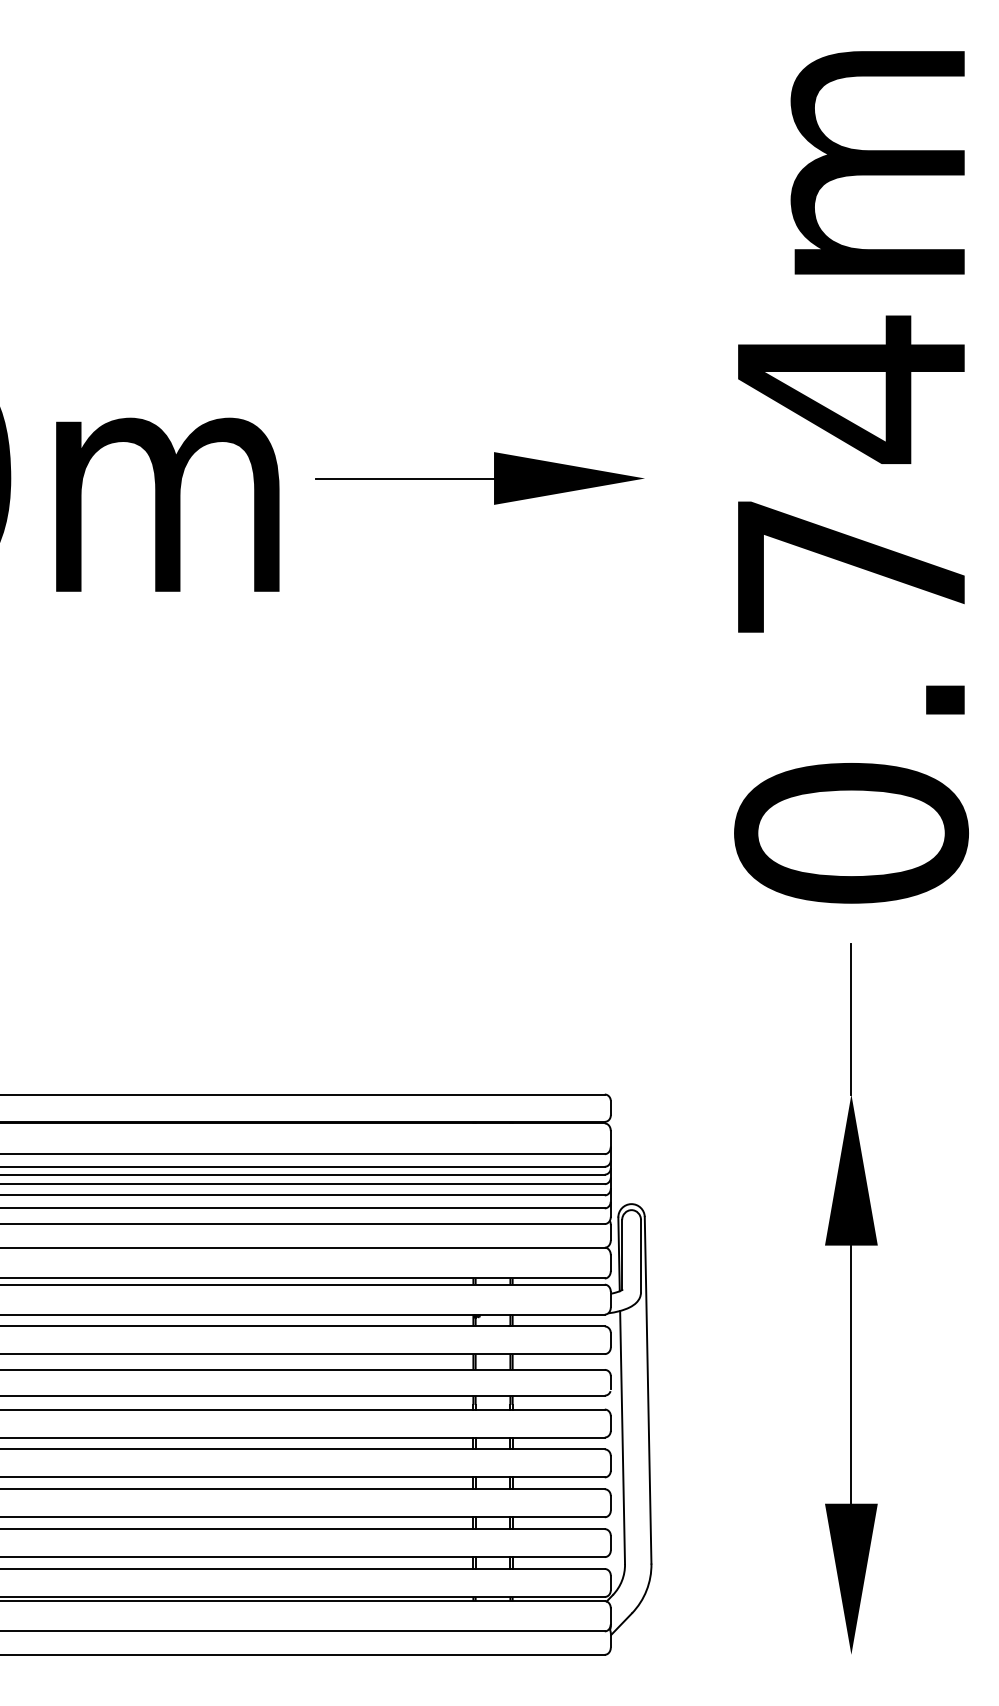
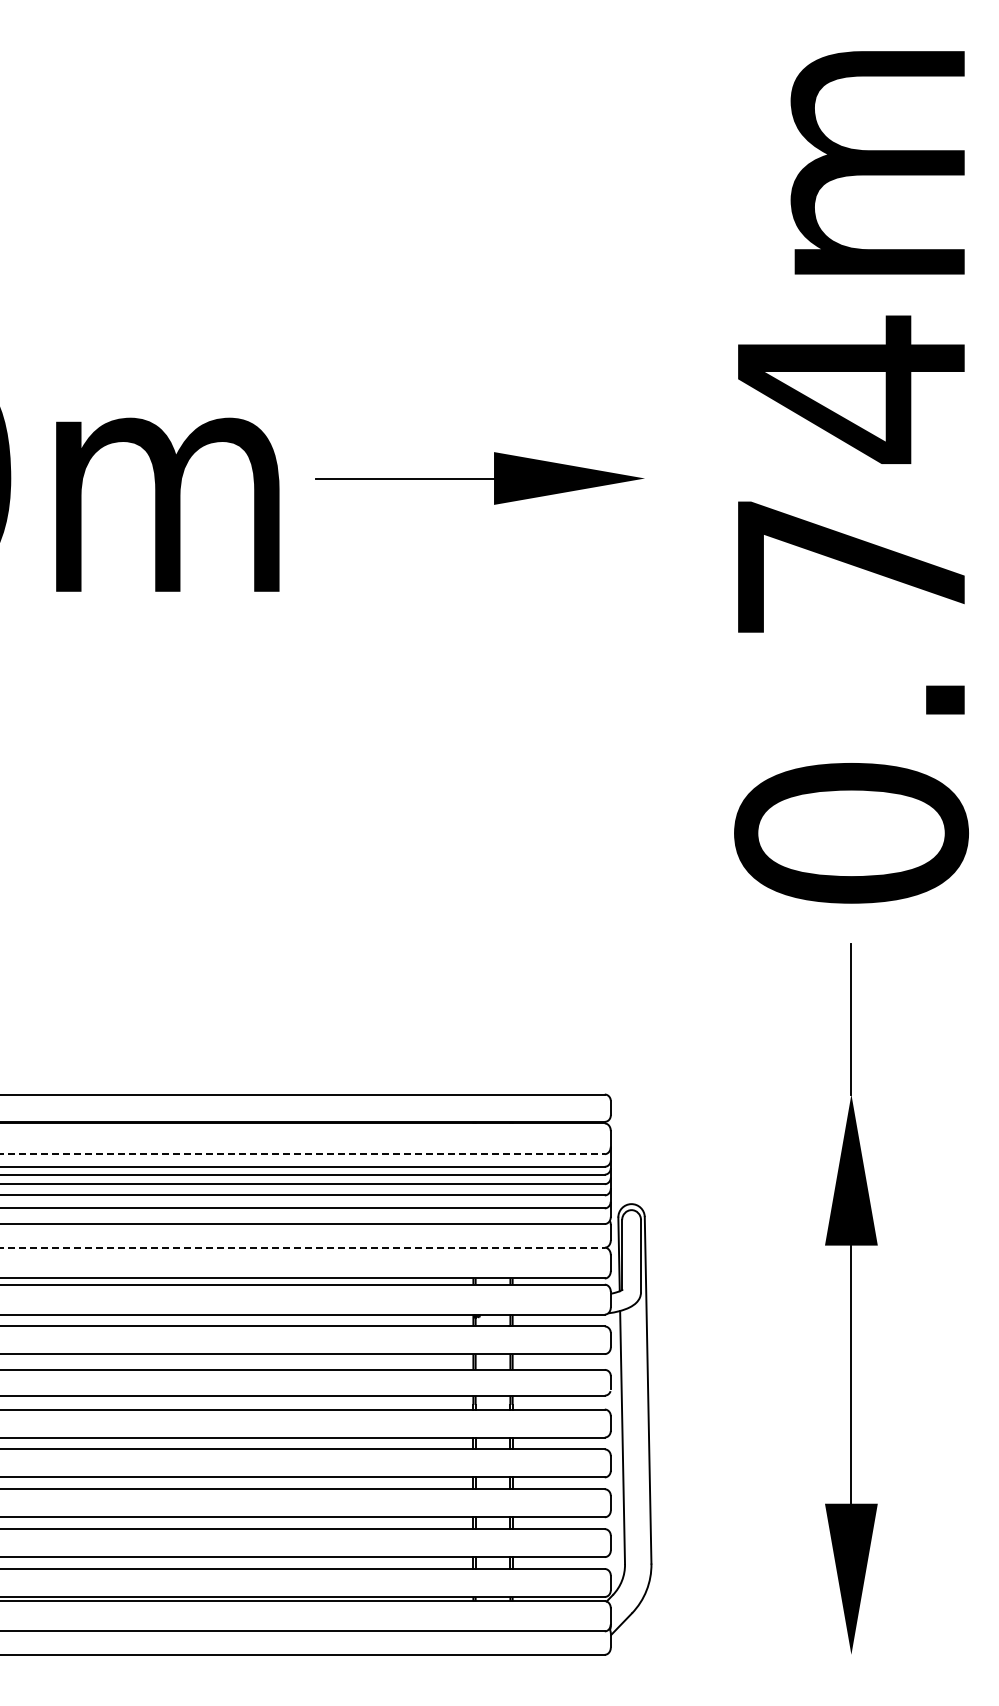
line: solid -> dashed (302, 1154)
line: solid -> dashed (302, 1247)
